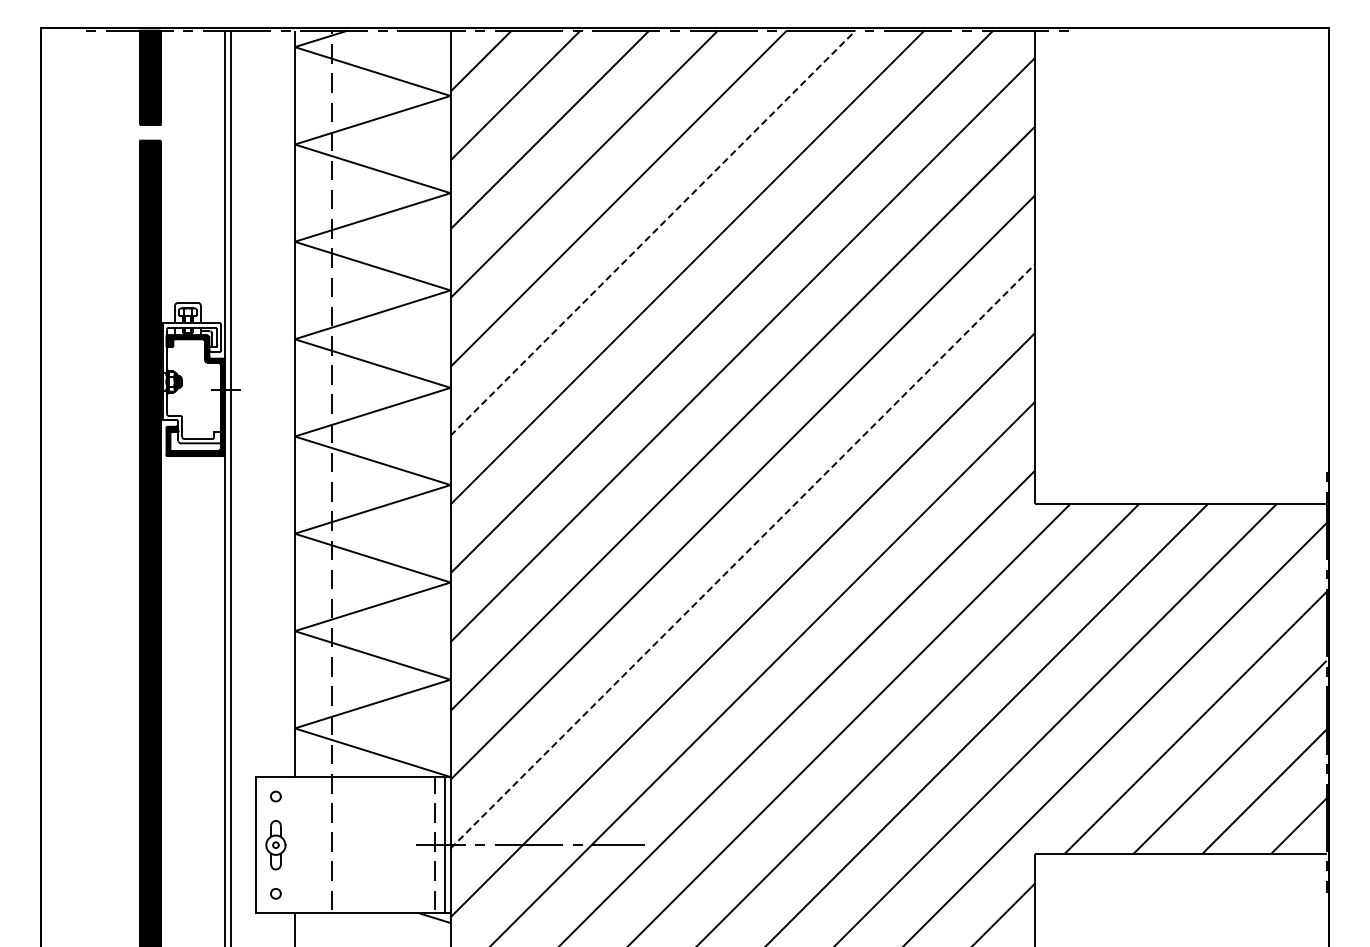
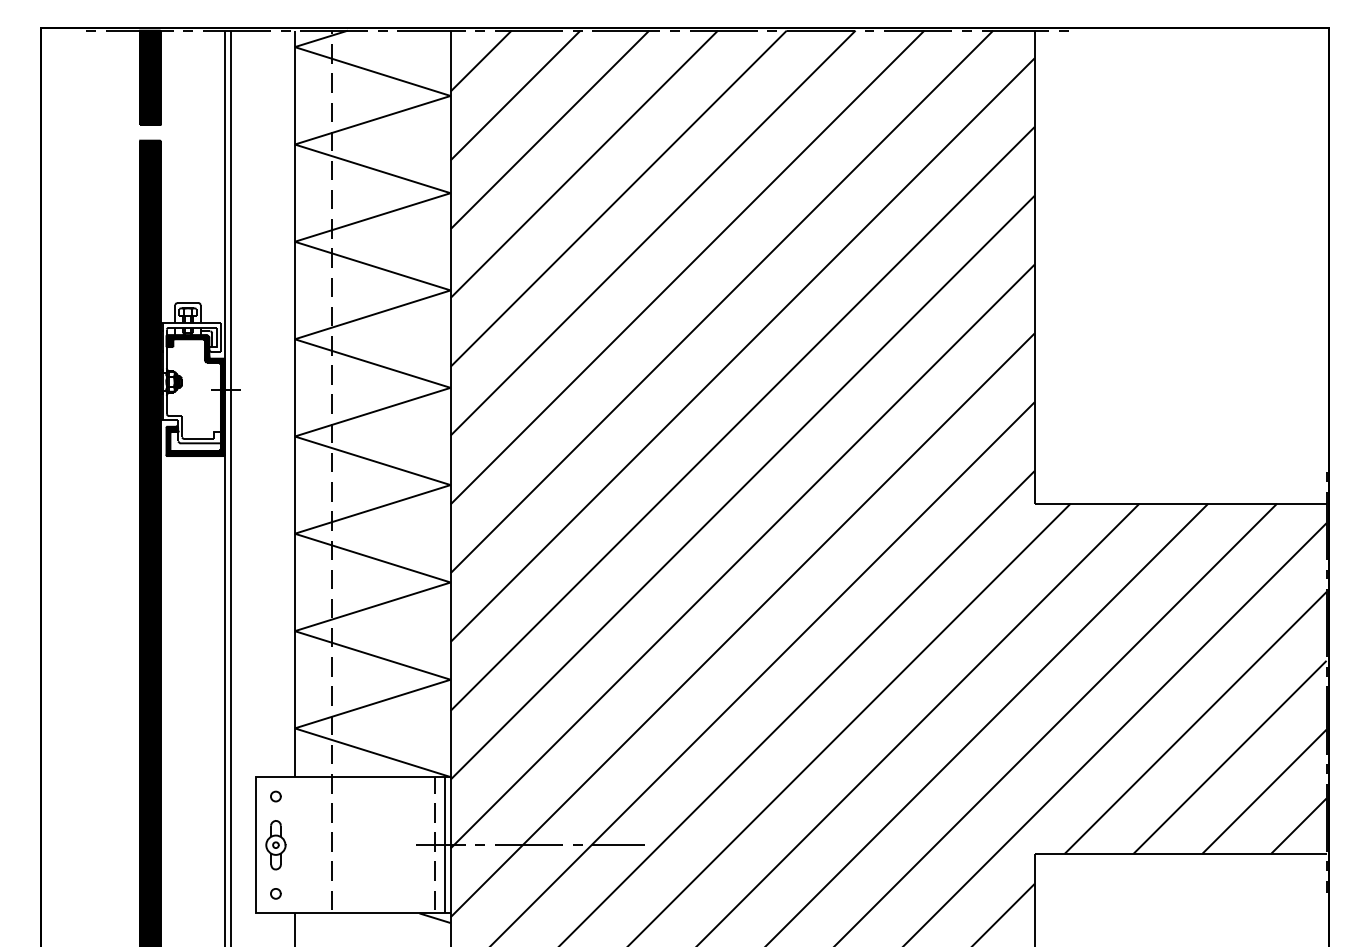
line: dashed -> solid (653, 232)
line: dashed -> solid (742, 556)
